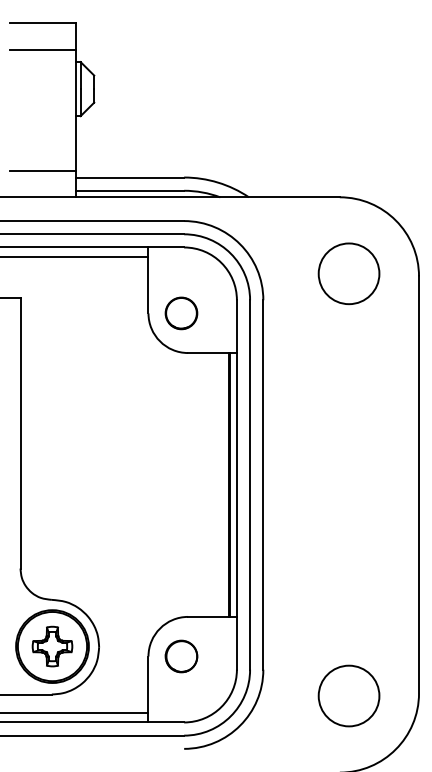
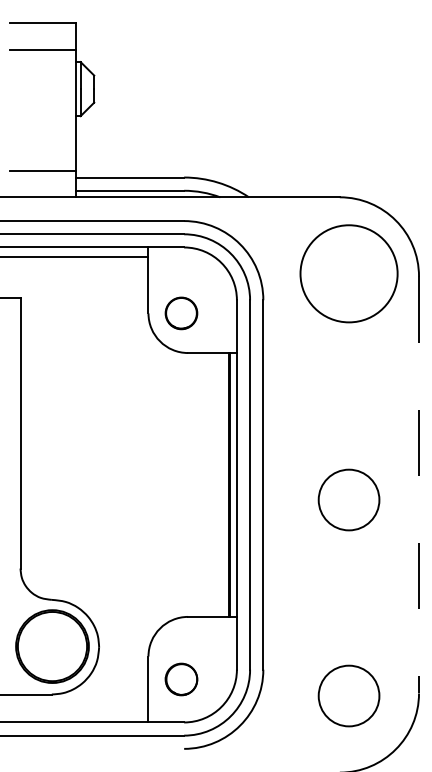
circle diameter: 61 px -> 97 px (348, 273)
line: solid -> dashed (418, 485)
circle: none -> present (348, 499)
part: present -> none (52, 646)
part position: (181, 656) -> (181, 679) (181, 679)
line: present -> none (75, 712)
